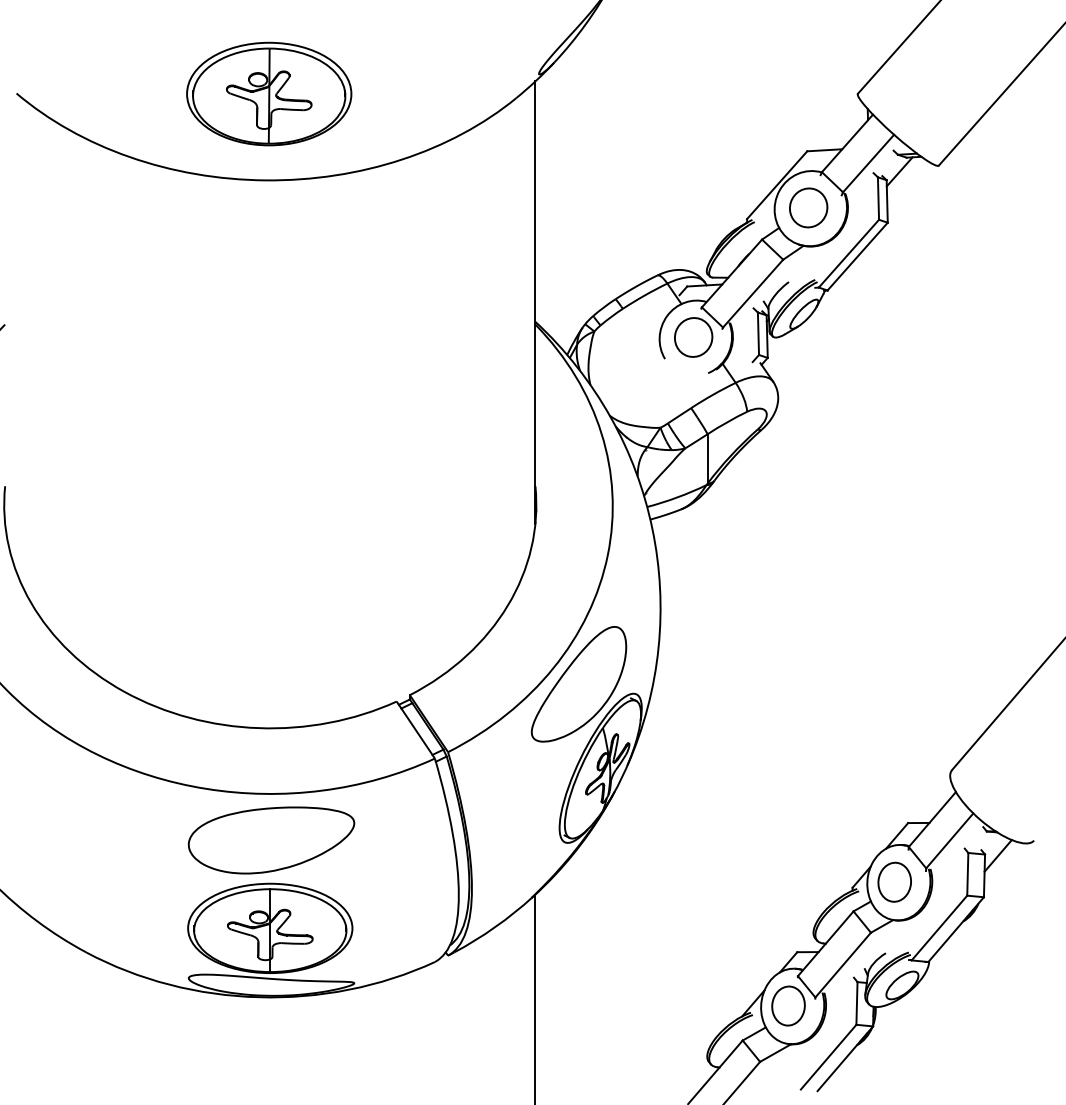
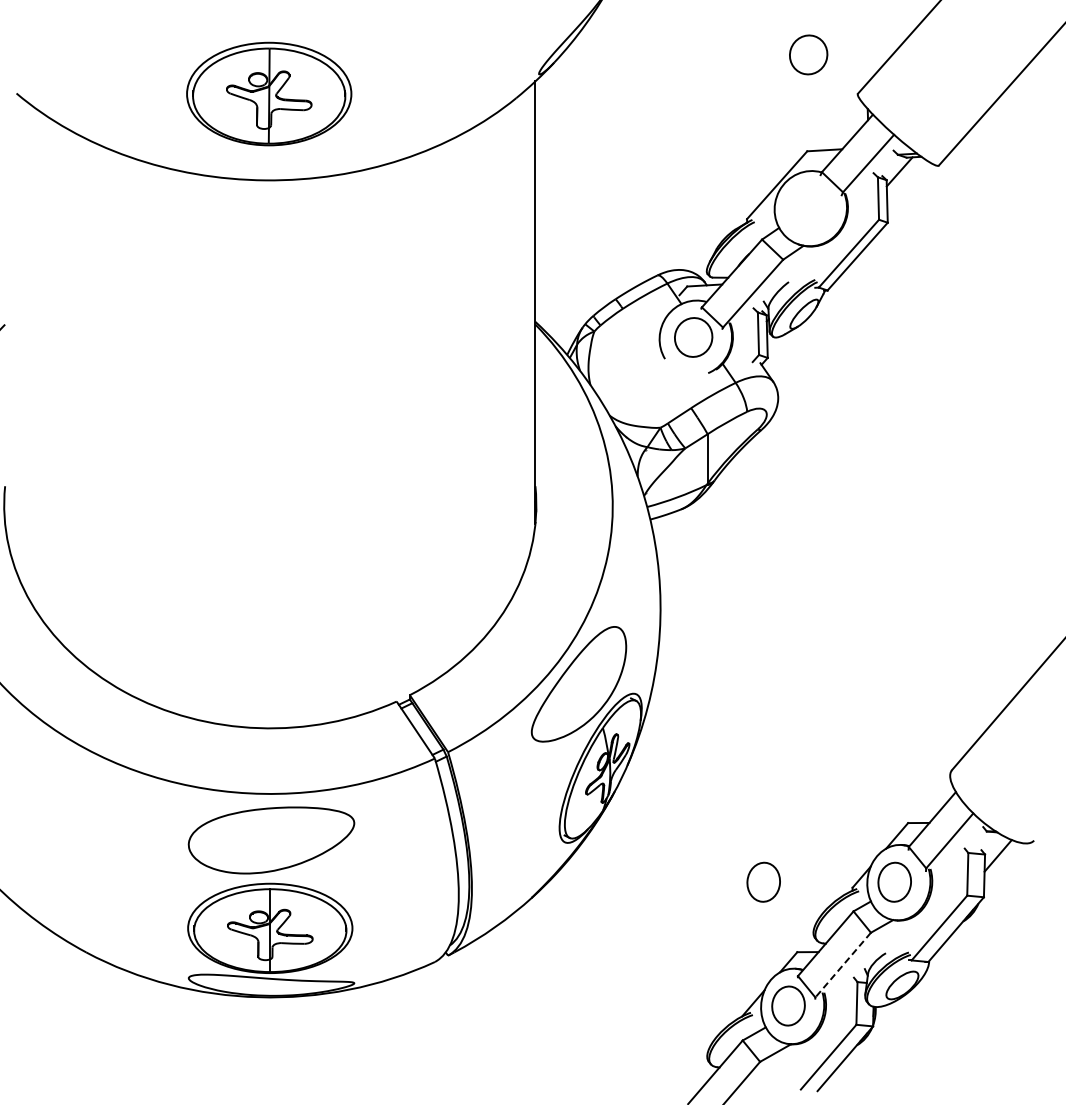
part position: (808, 207) -> (808, 54) (808, 54)
part: none -> present (763, 881)
line: solid -> dashed (843, 965)
line: present -> none (535, 997)
